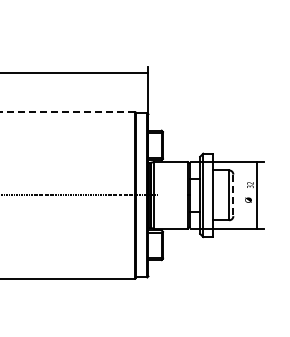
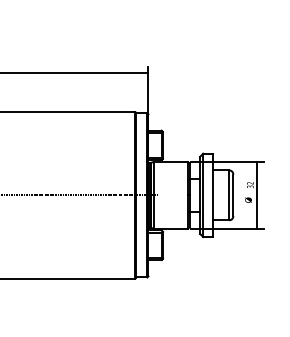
line: dashed -> solid (67, 112)
line: dashed -> solid (233, 195)
